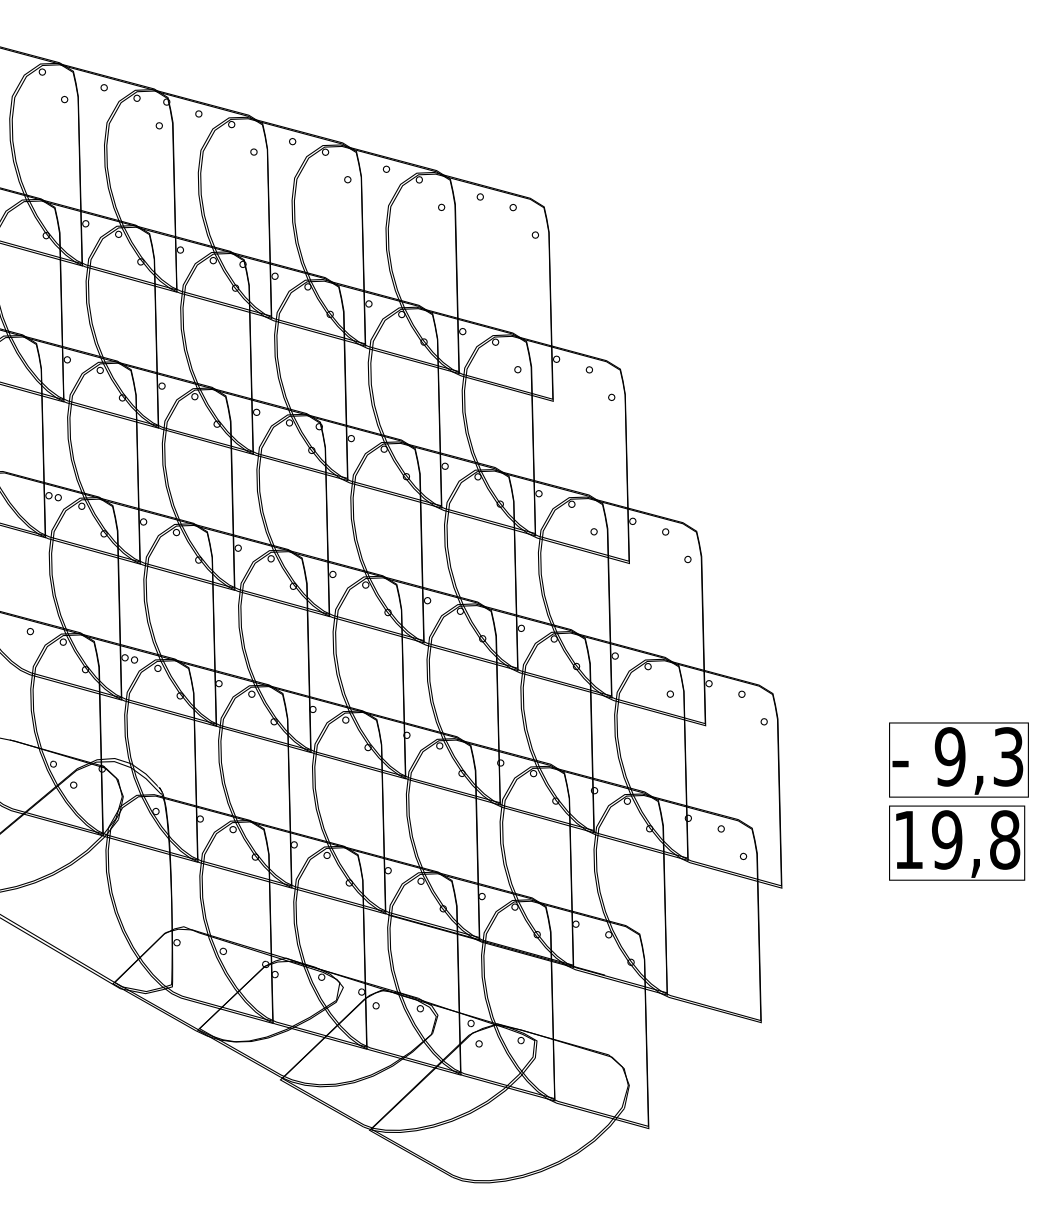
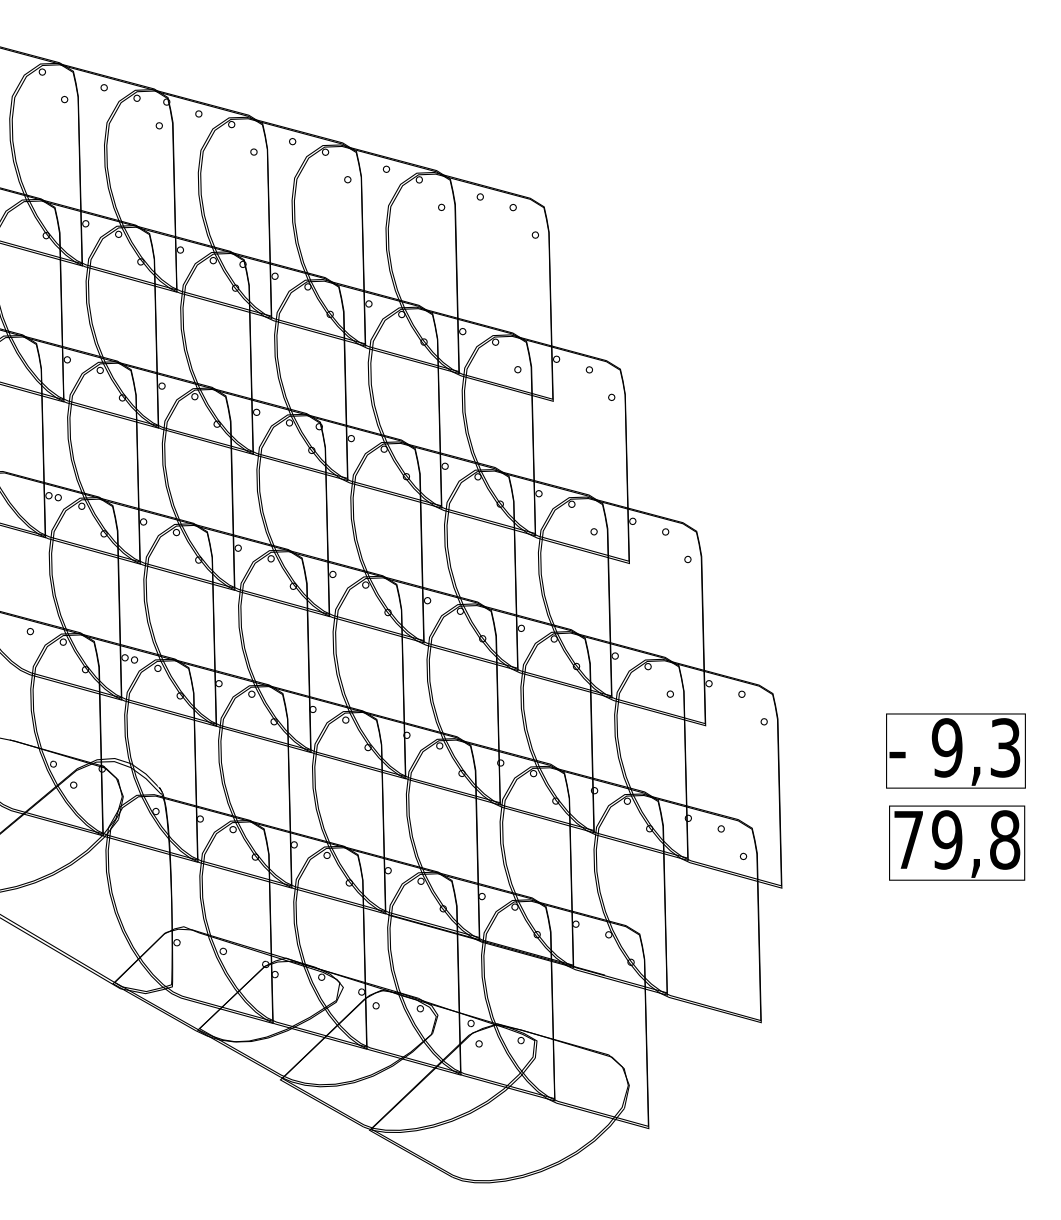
text position: (958, 759) -> (955, 750) (955, 750)
text: 19,8 -> 79,8 (908, 839)
